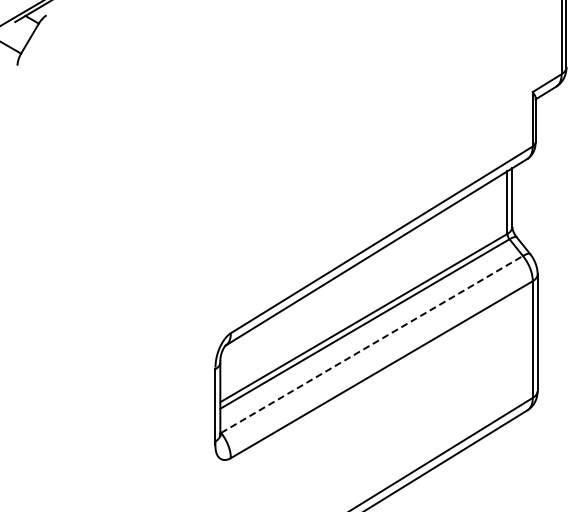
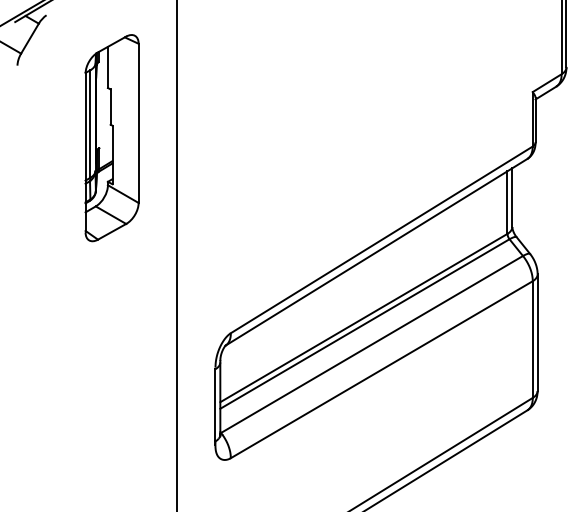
part: none -> present (111, 138)
line: none -> present (176, 255)
line: dashed -> solid (372, 344)
